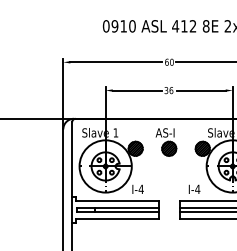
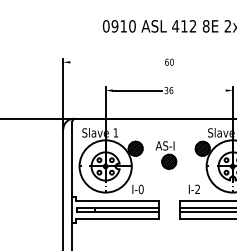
line: present -> none (116, 62)
line: present -> none (204, 62)
line: present -> none (200, 90)
part position: (166, 142) -> (166, 155) (166, 155)
text: I-4 -> I-2 (197, 188)
text: I-4 -> I-0 (140, 189)
